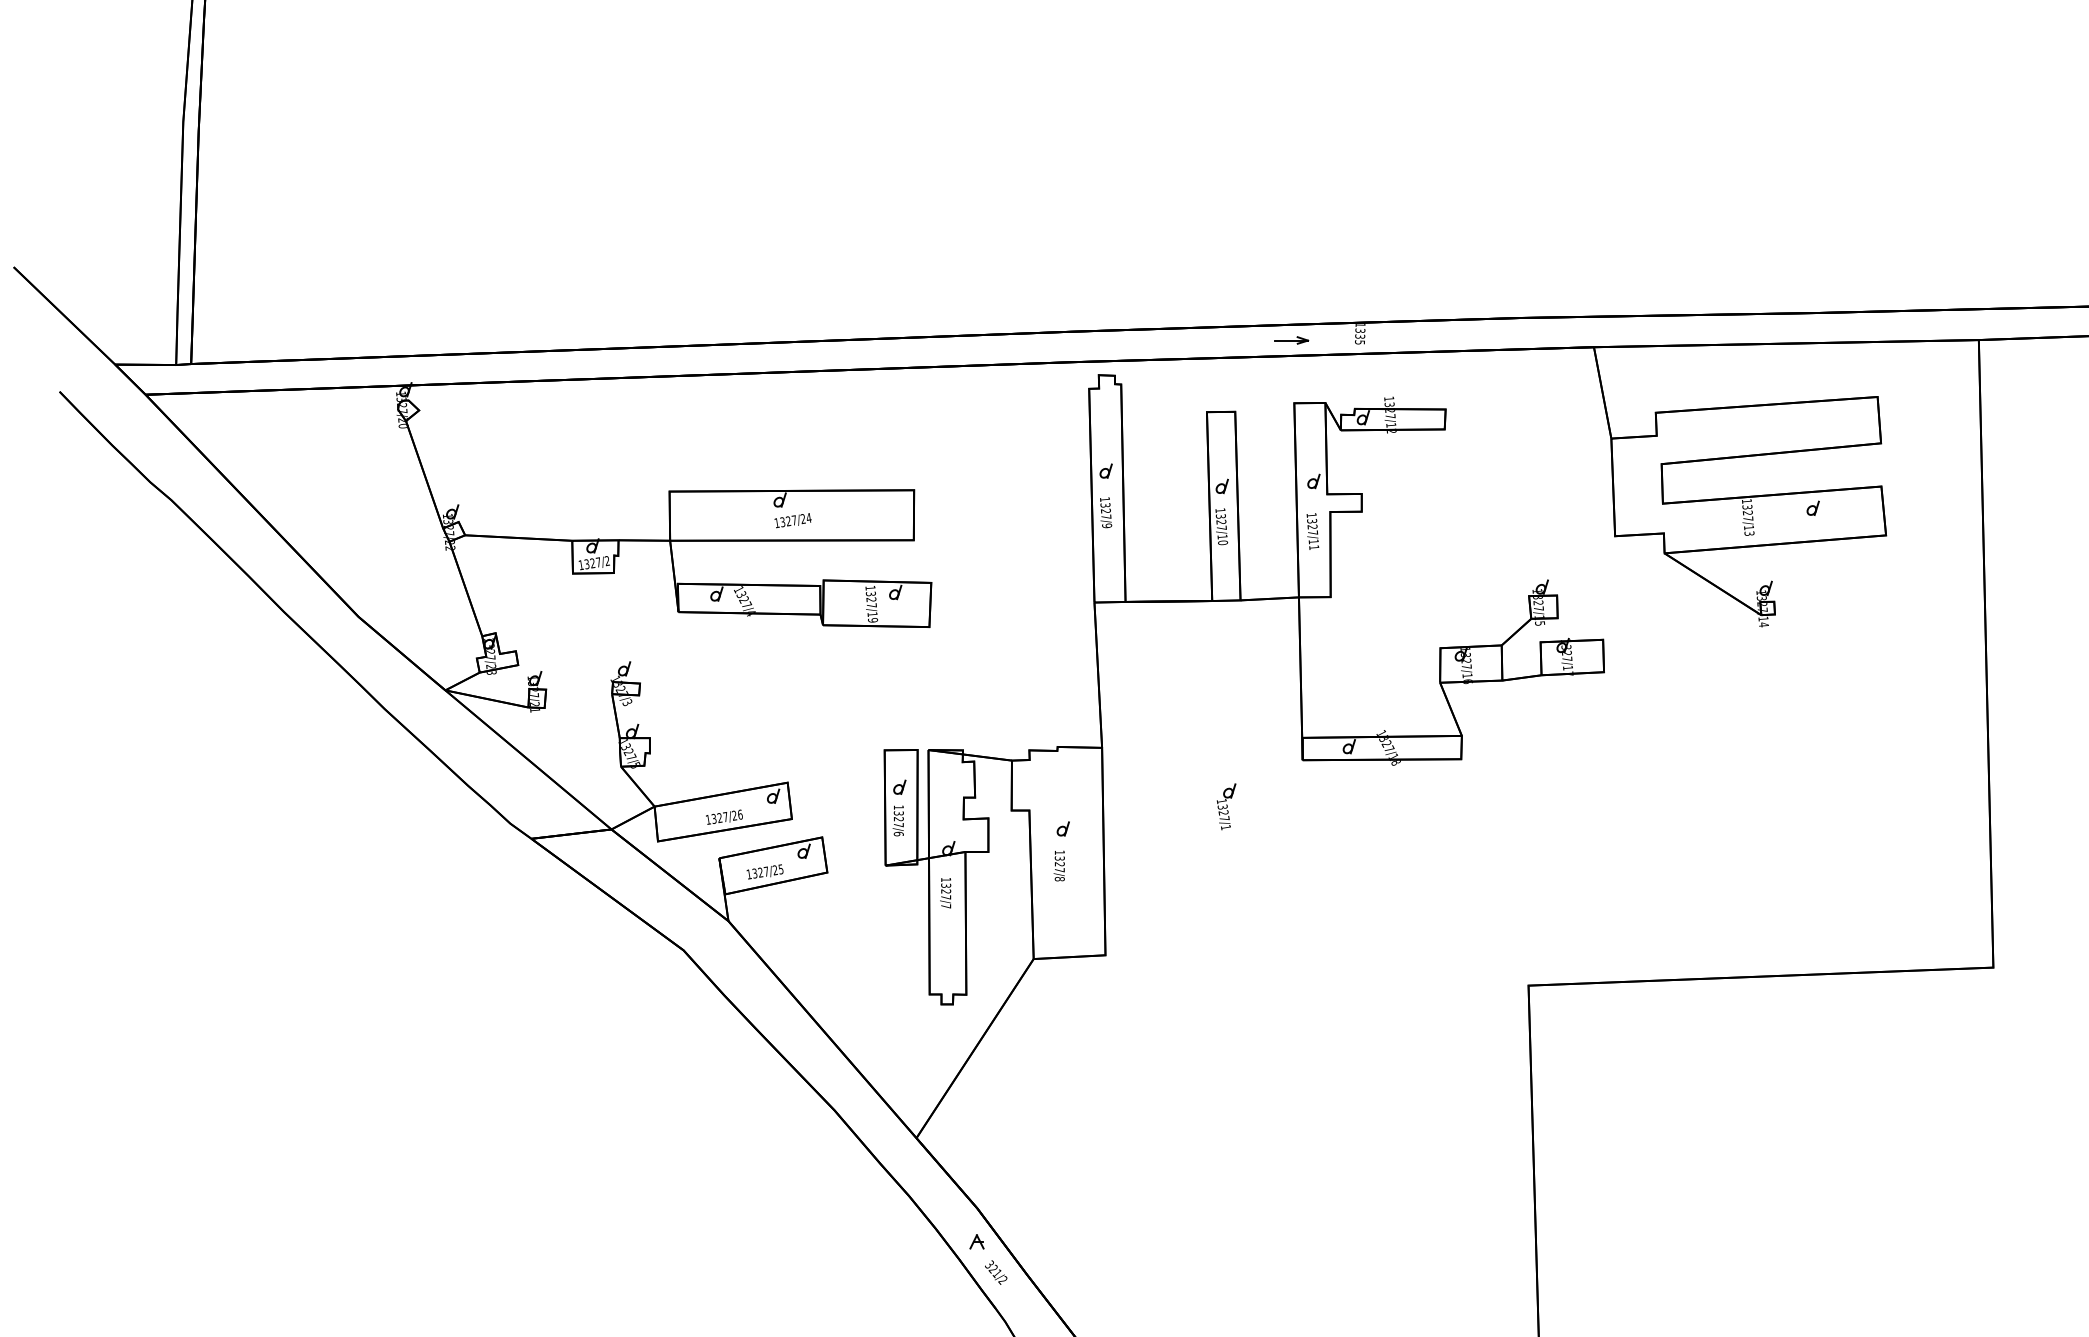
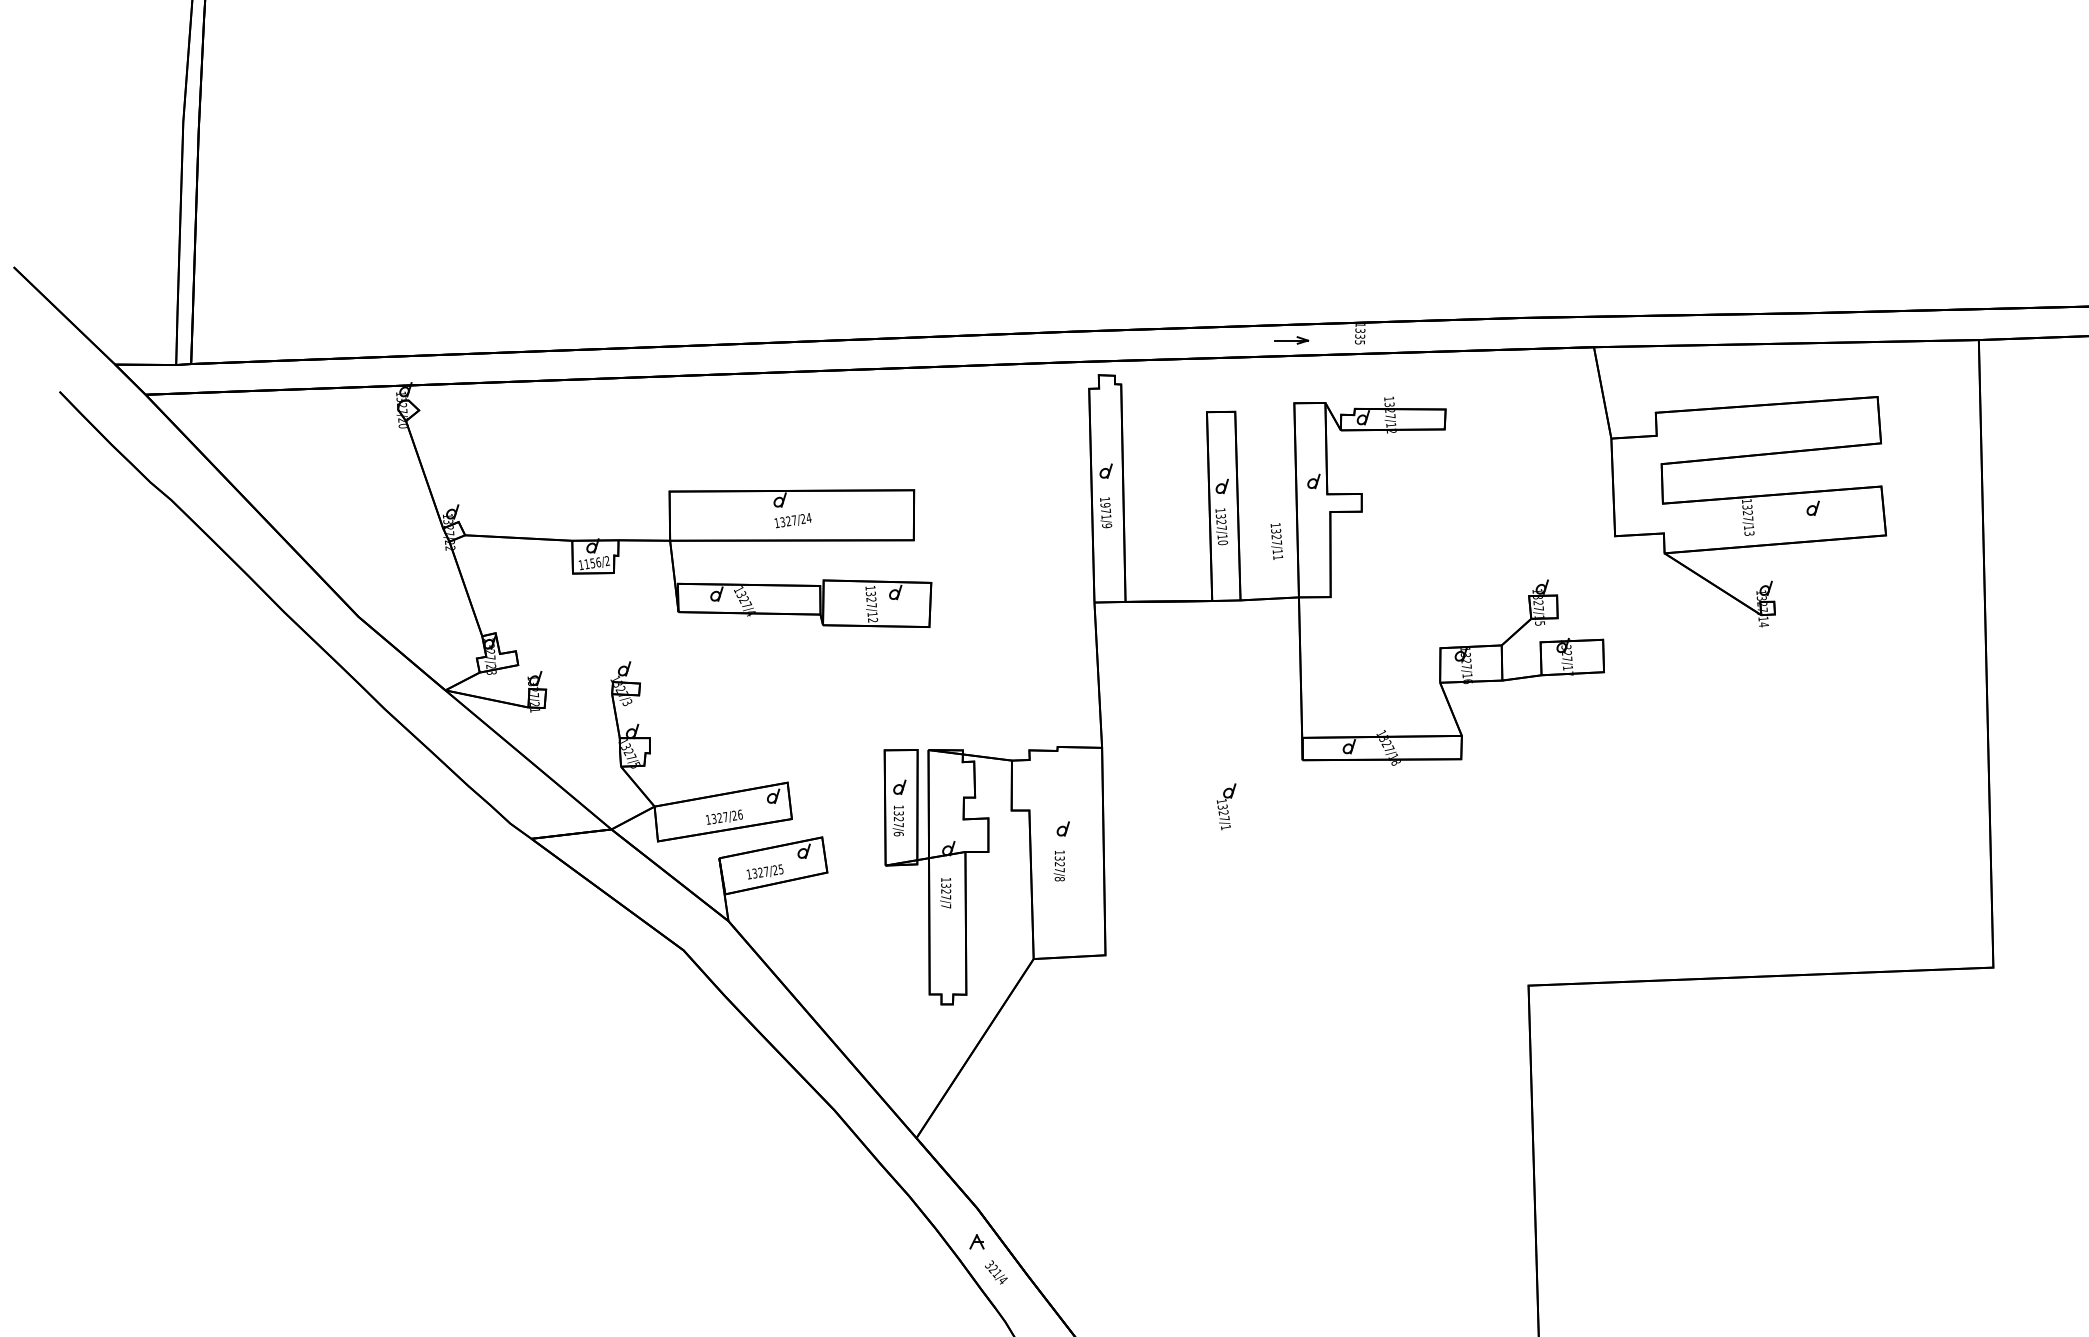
text: 1327/9 -> 1971/9 (1105, 510)
text position: (1312, 531) -> (1276, 541) (1276, 541)
text: 1327/2 -> 1156/2 (592, 563)
text: 1327/19 -> 1327/12 (872, 620)
text: 321/2 -> 321/4 (1002, 1280)
